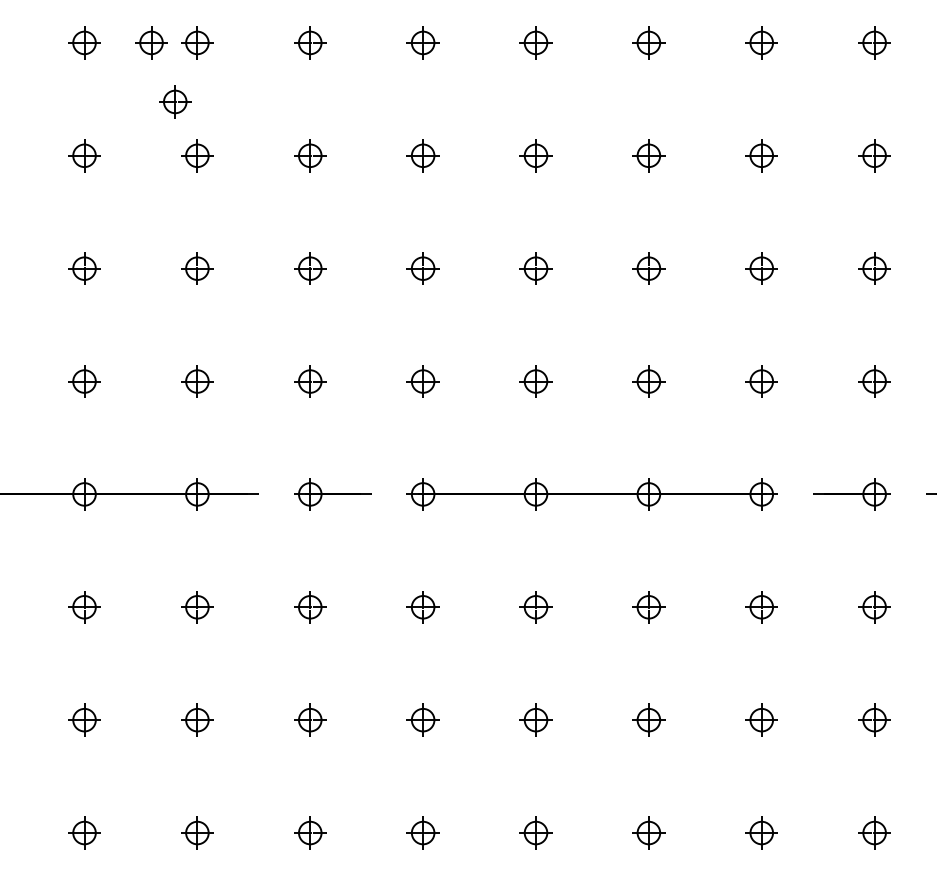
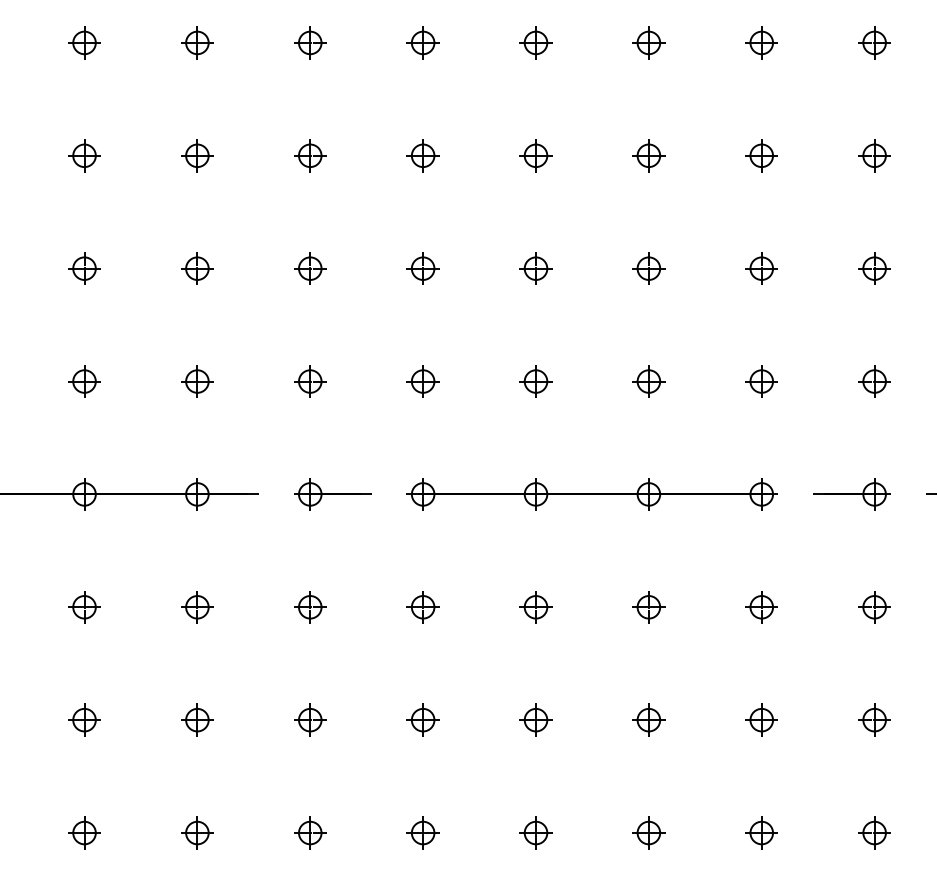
part: present -> none (151, 42)
part: present -> none (175, 101)
